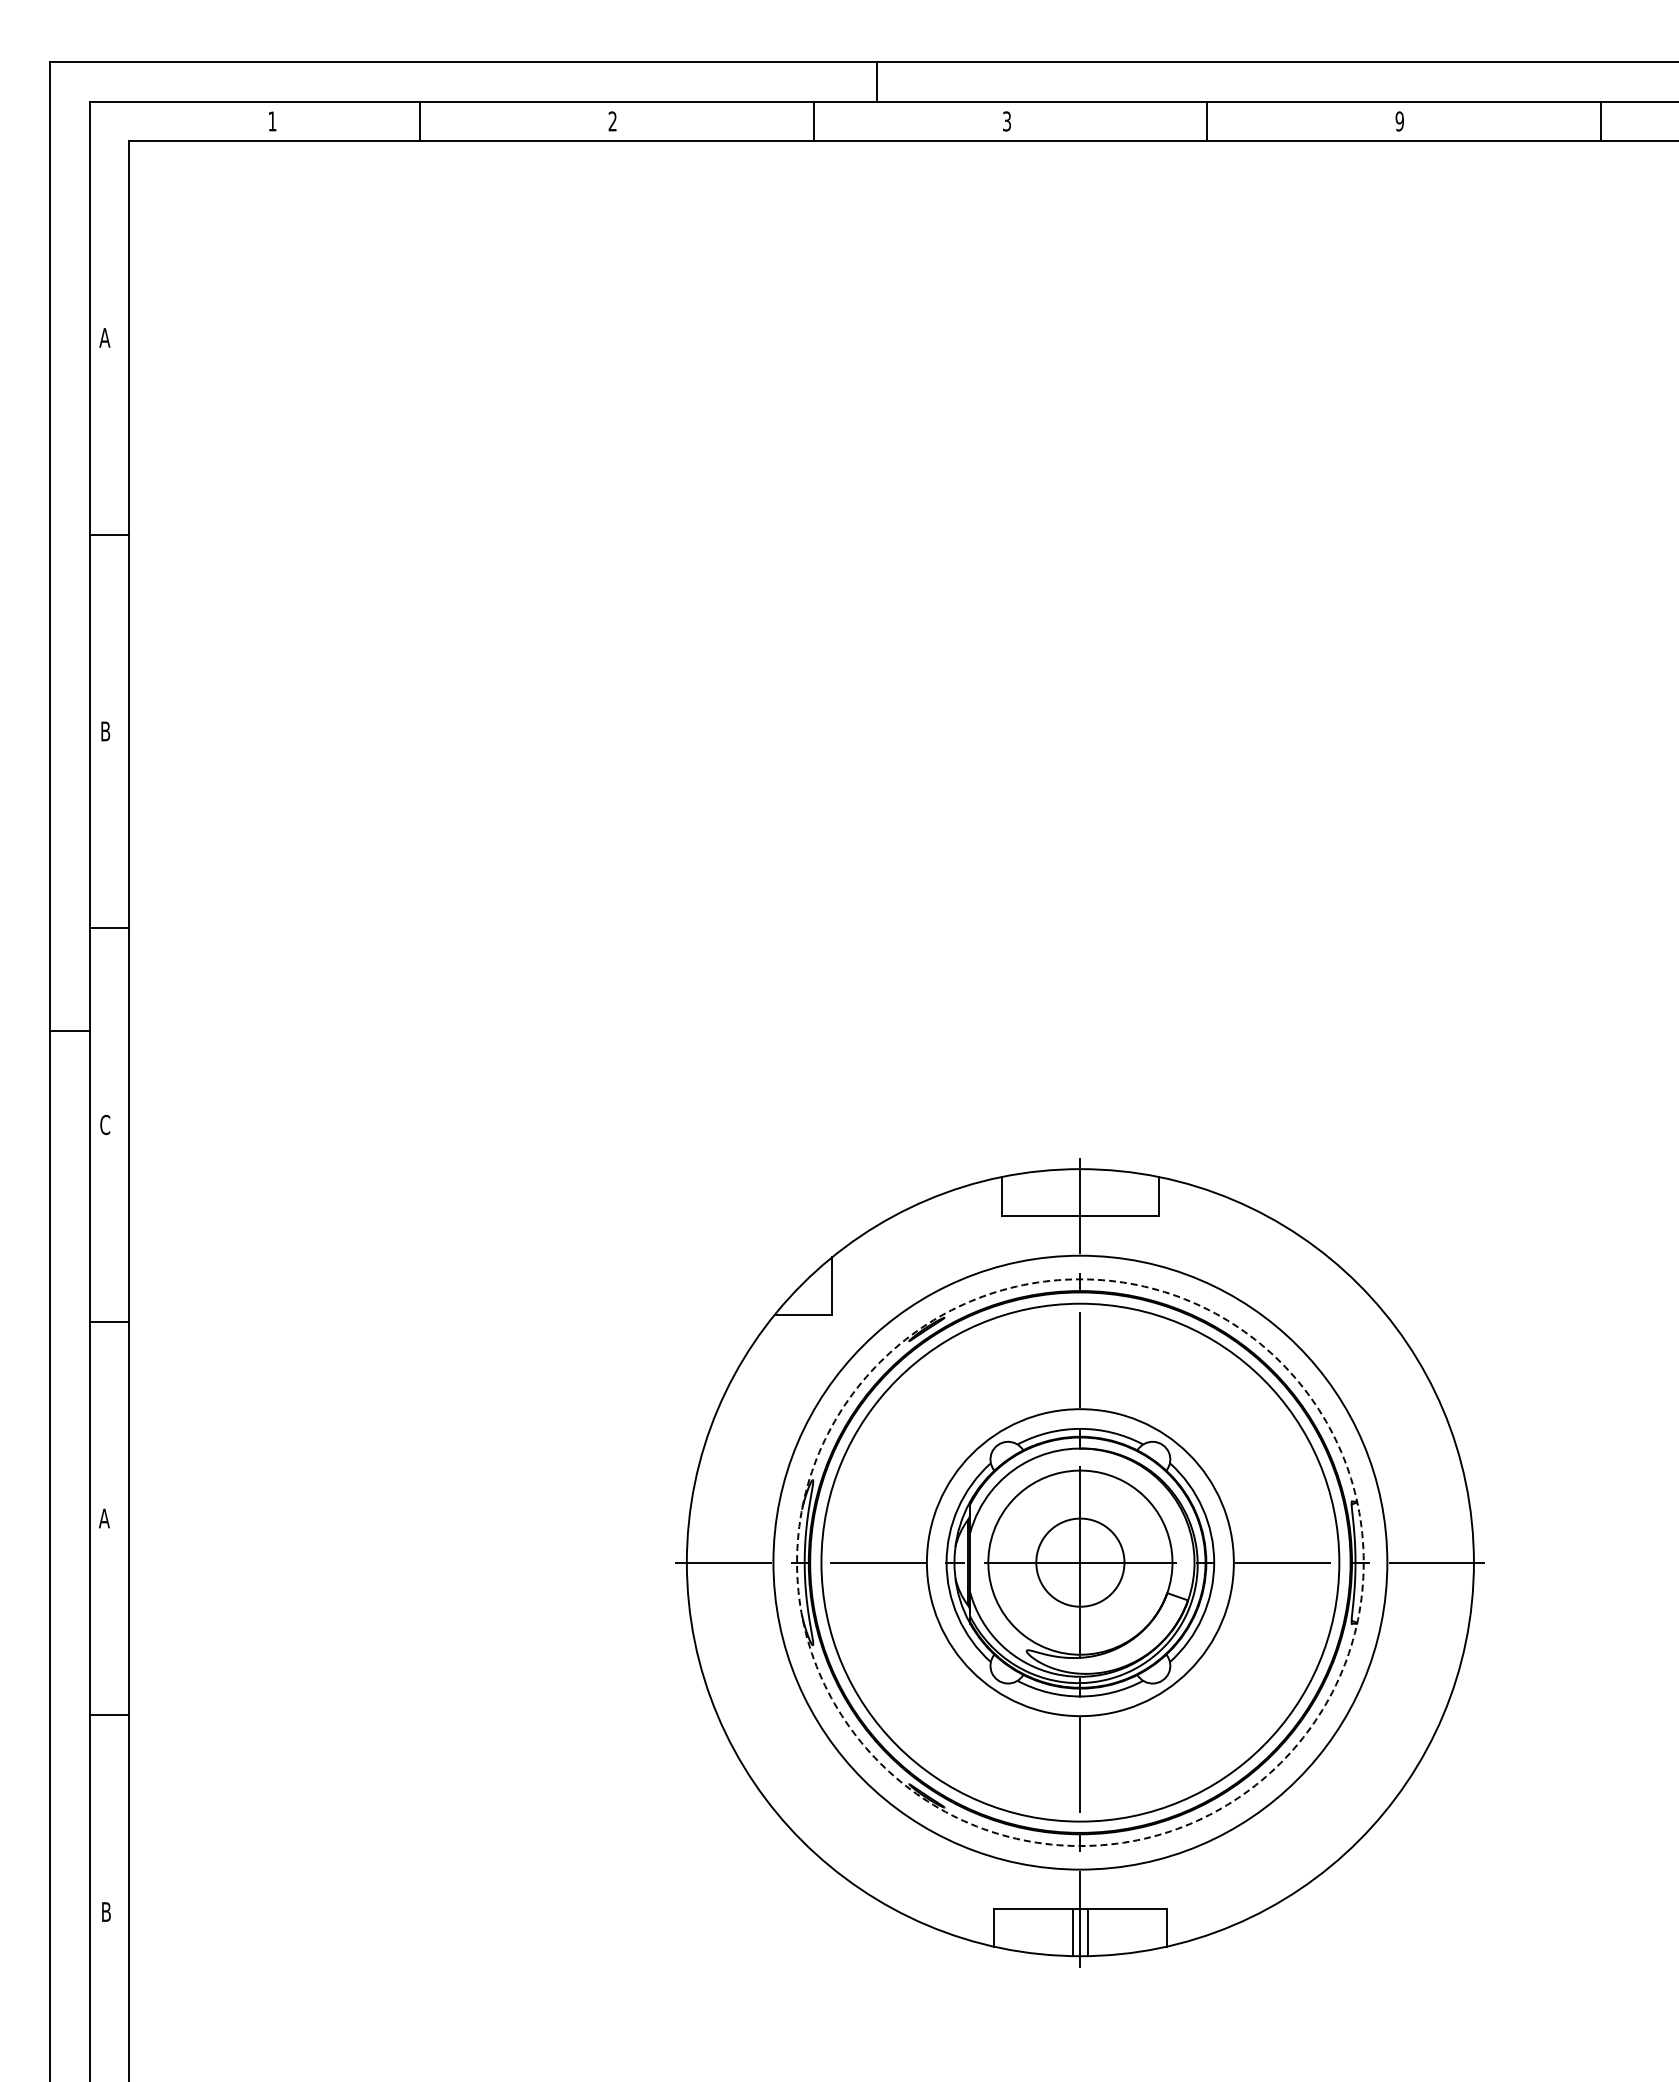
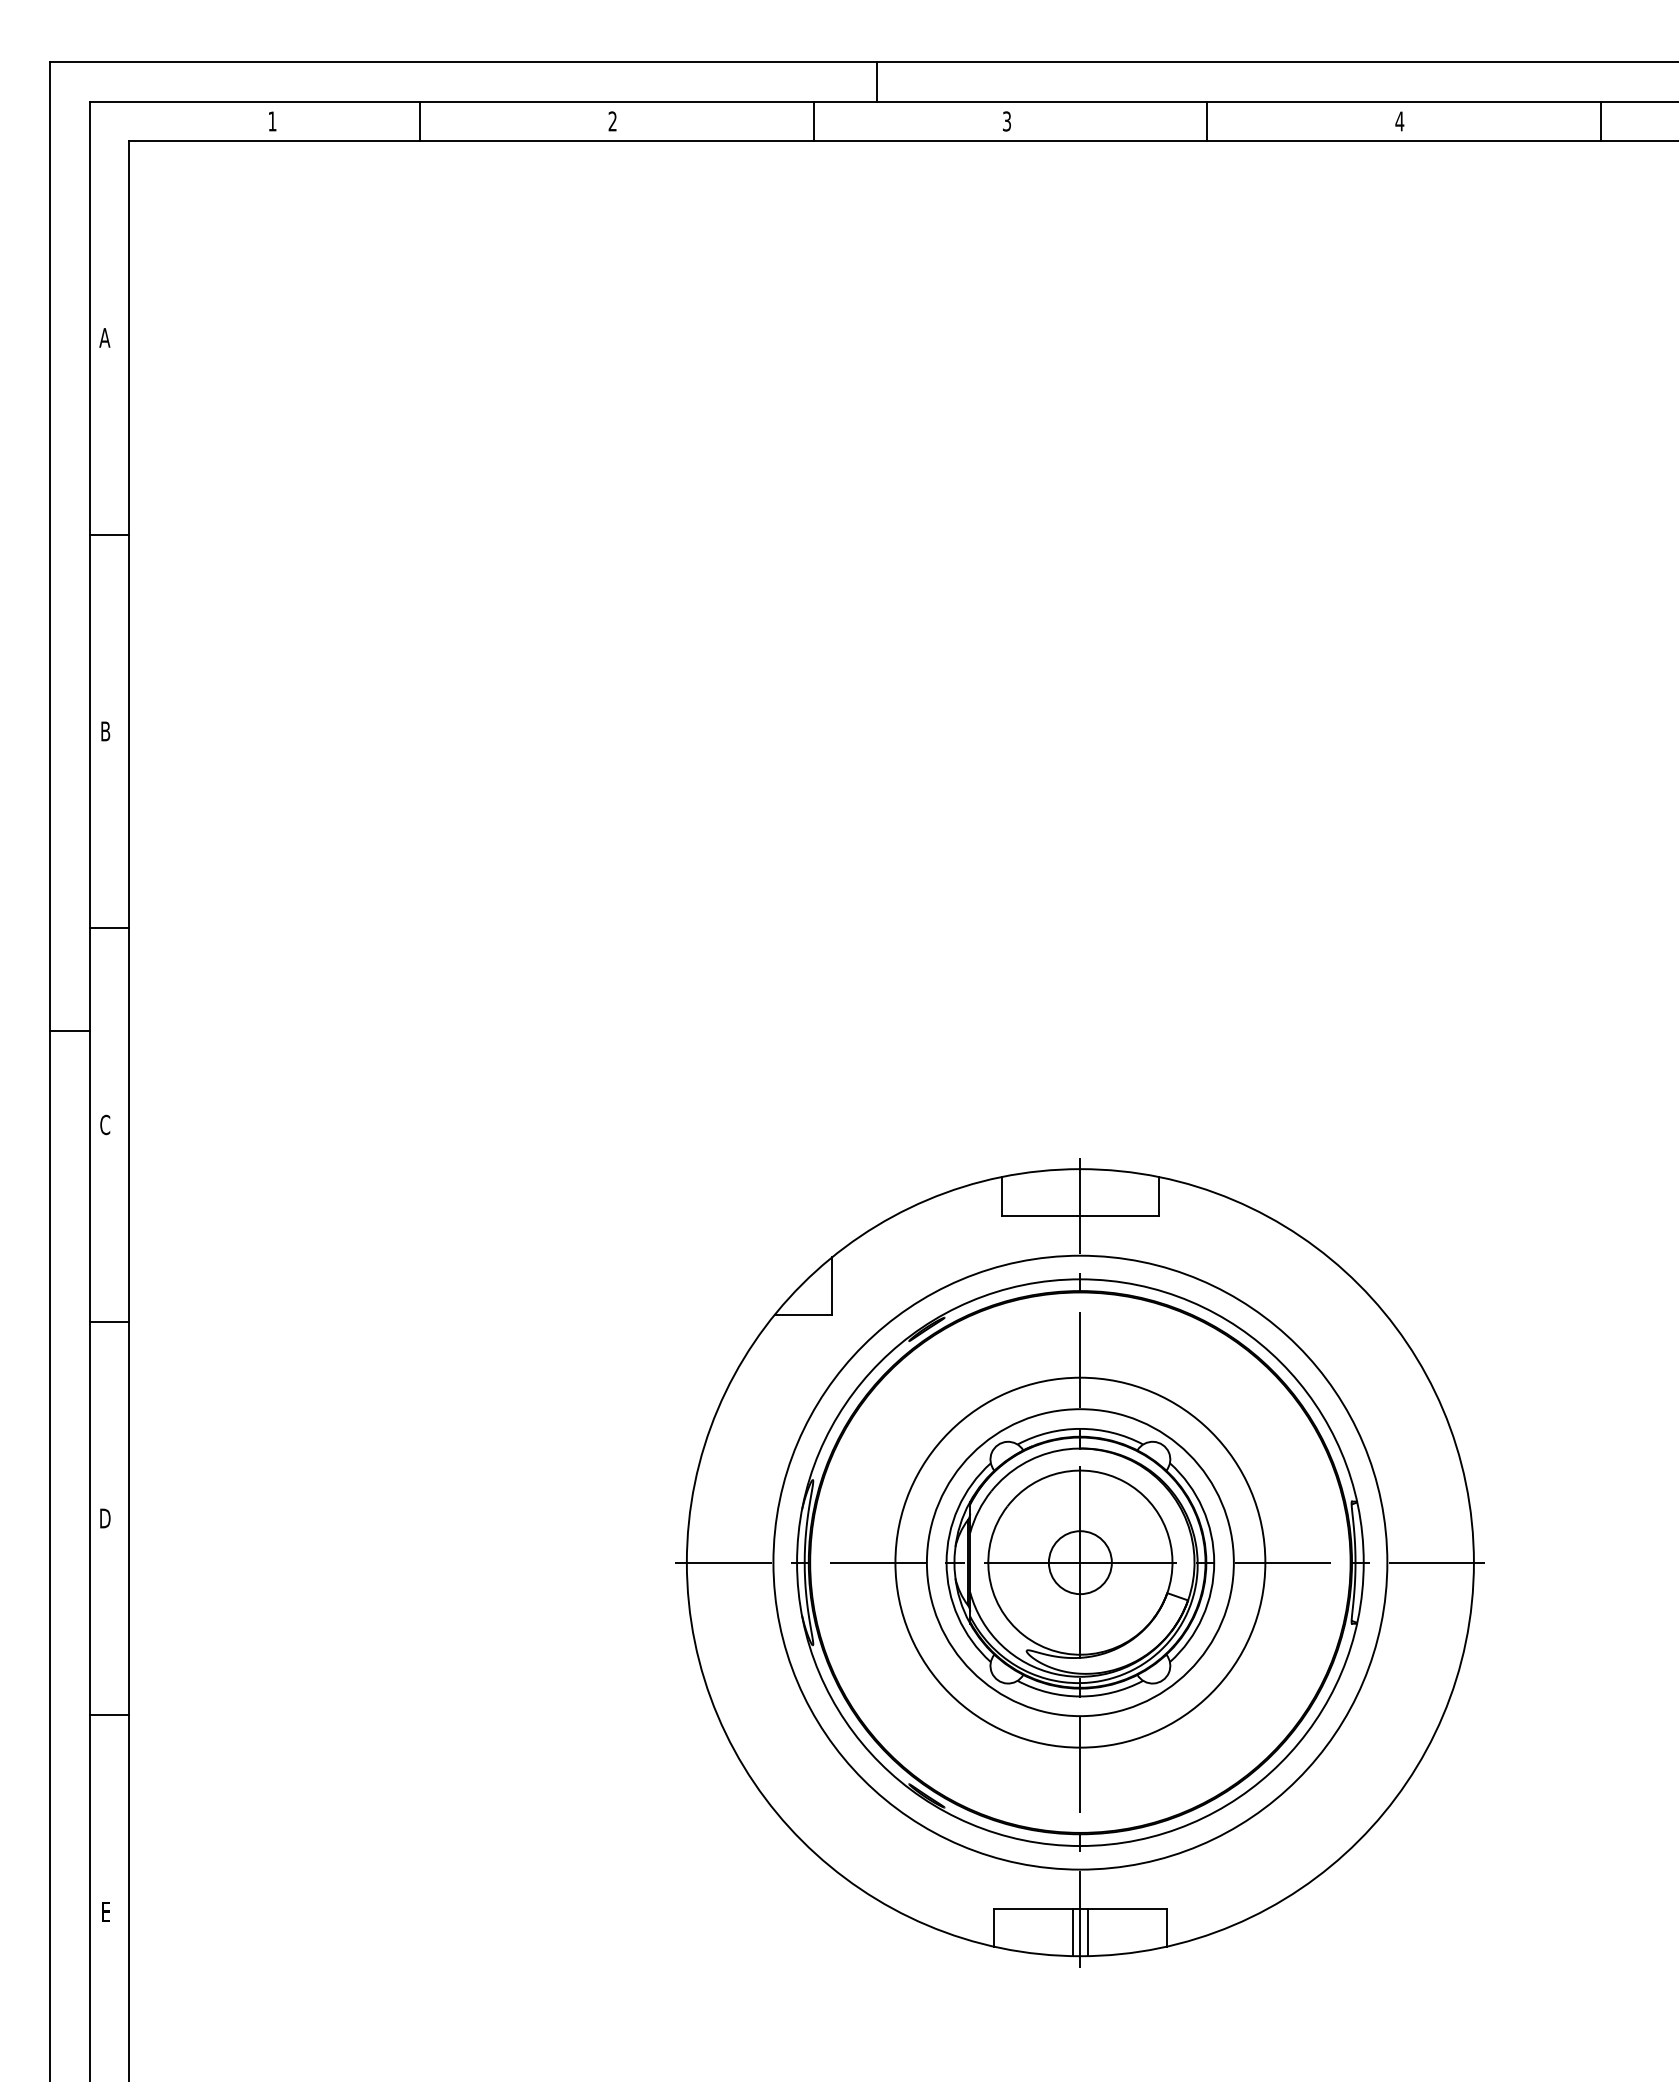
text: 9 -> 4 (1399, 121)
text: A -> D (104, 1518)
circle diameter: 518 px -> 370 px (1080, 1562)
circle diameter: 88 px -> 63 px (1079, 1562)
circle: dashed -> solid (1080, 1562)
text: B -> E (106, 1911)
